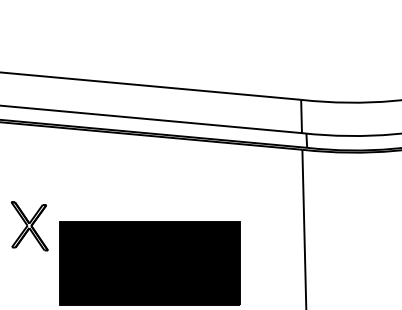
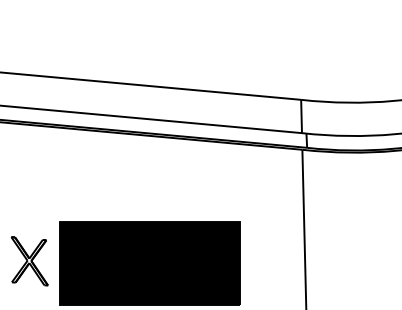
part position: (29, 226) -> (29, 261) (29, 261)
